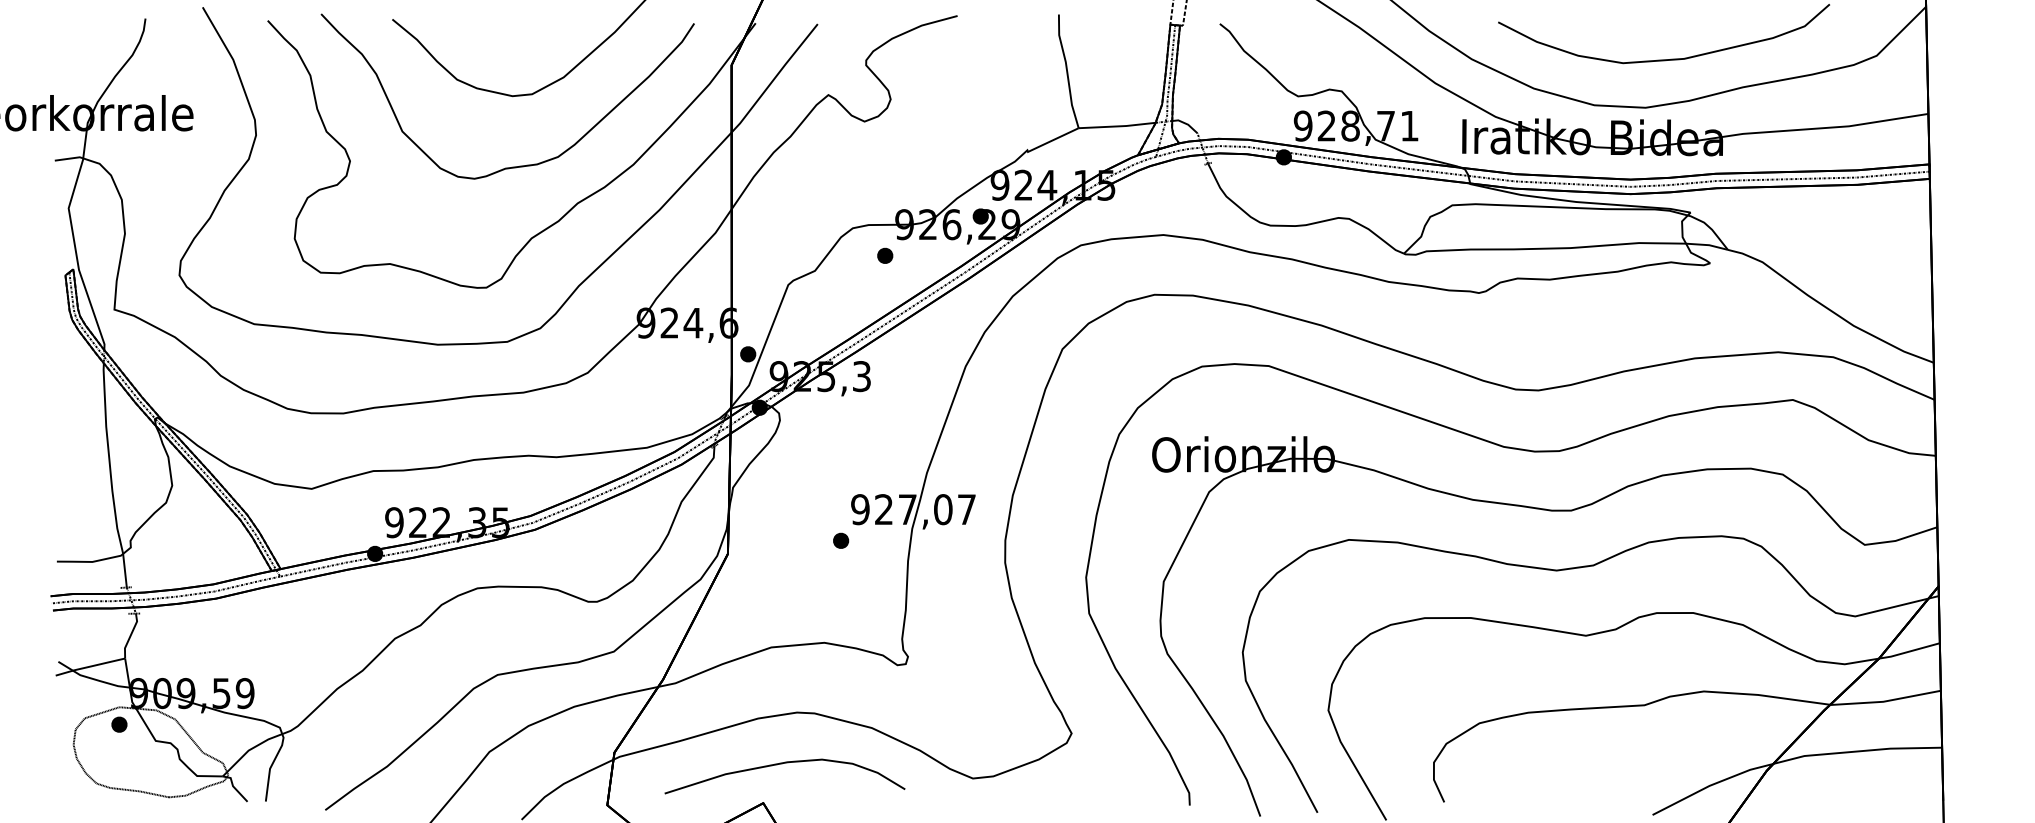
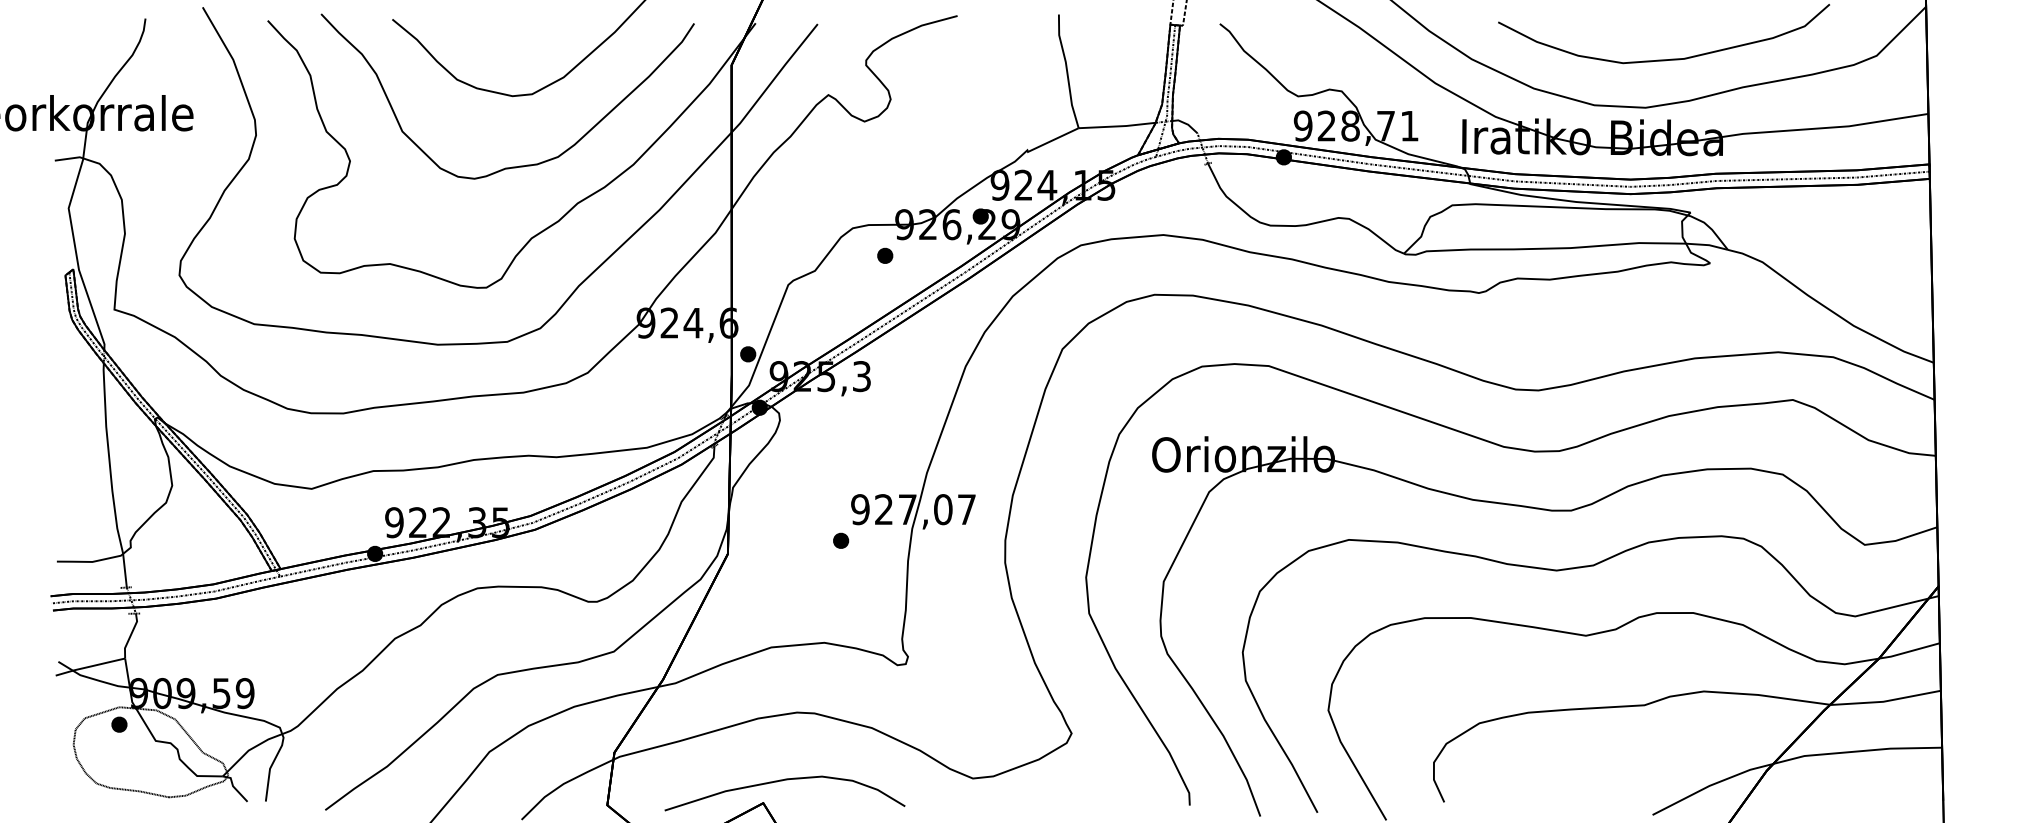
curve position: (782, 764) -> (782, 781) (782, 781)
